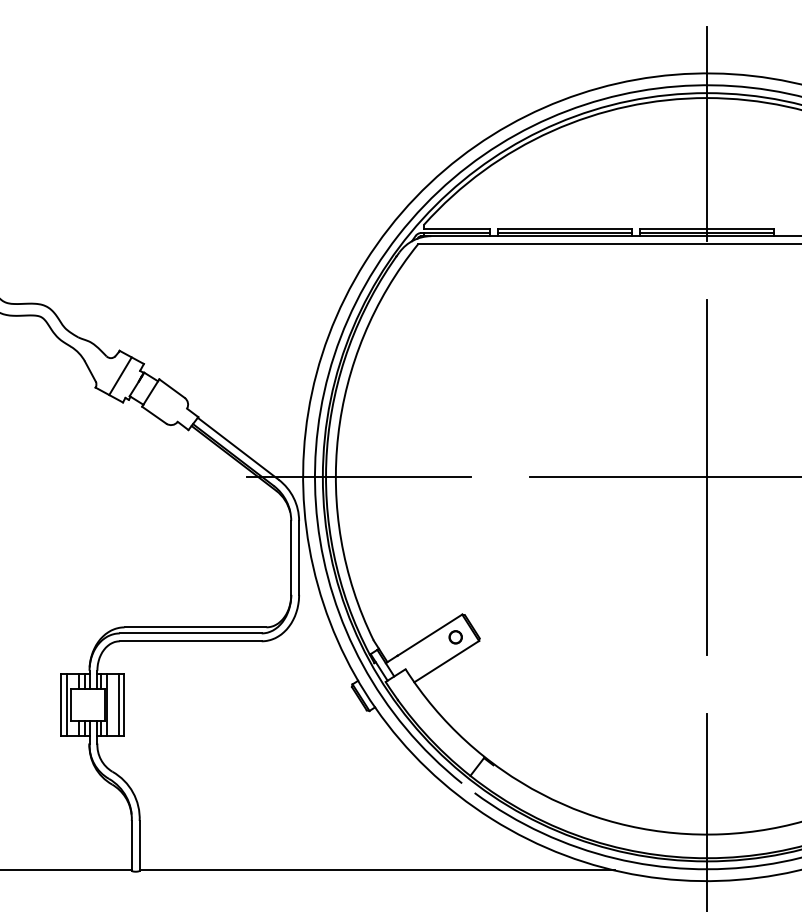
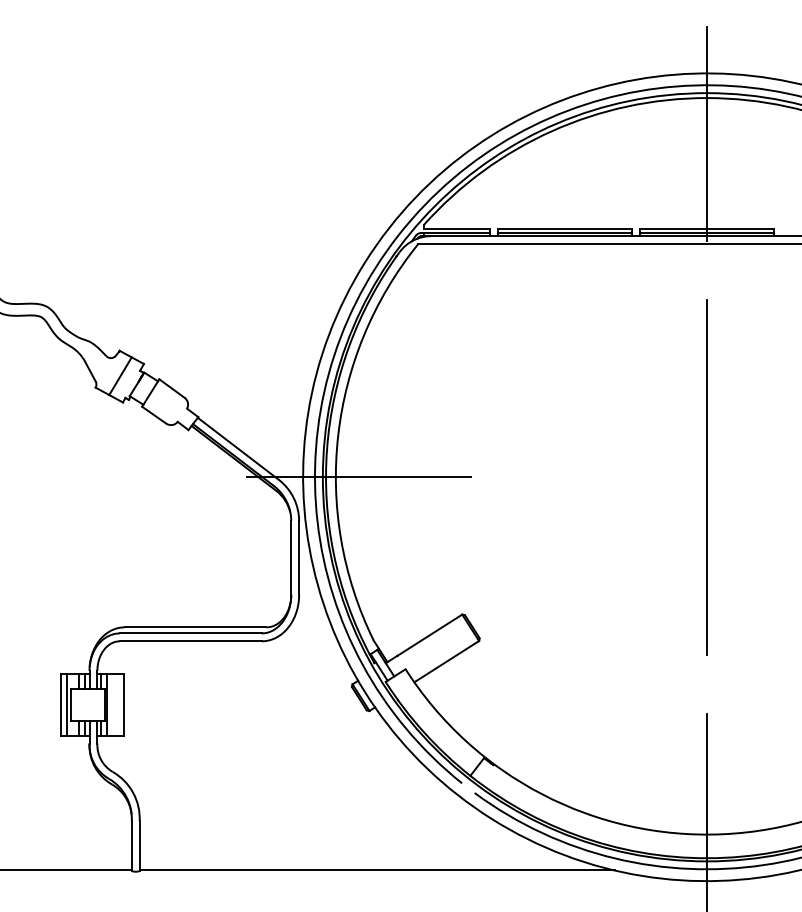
line: present -> none (663, 477)
circle: present -> none (455, 637)
line: present -> none (119, 704)
